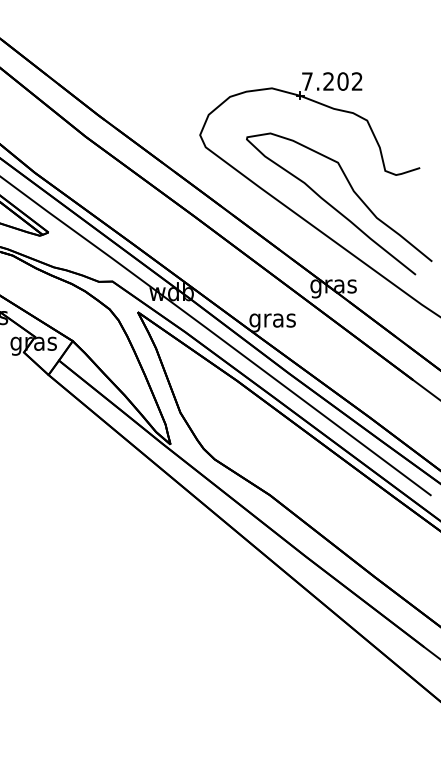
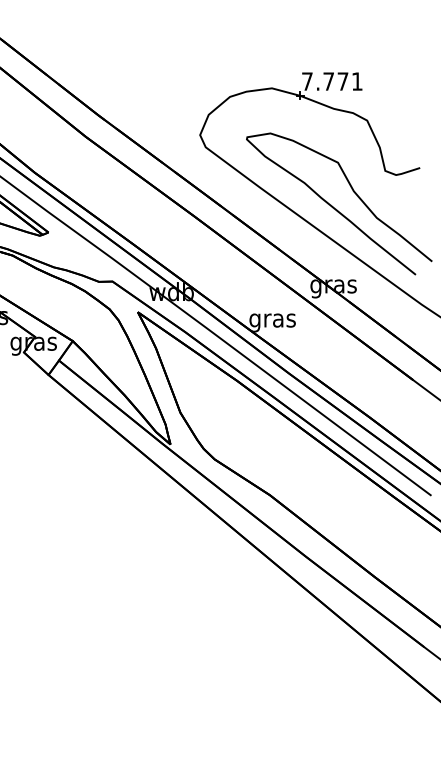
text: 7.202 -> 7.771 (342, 81)
